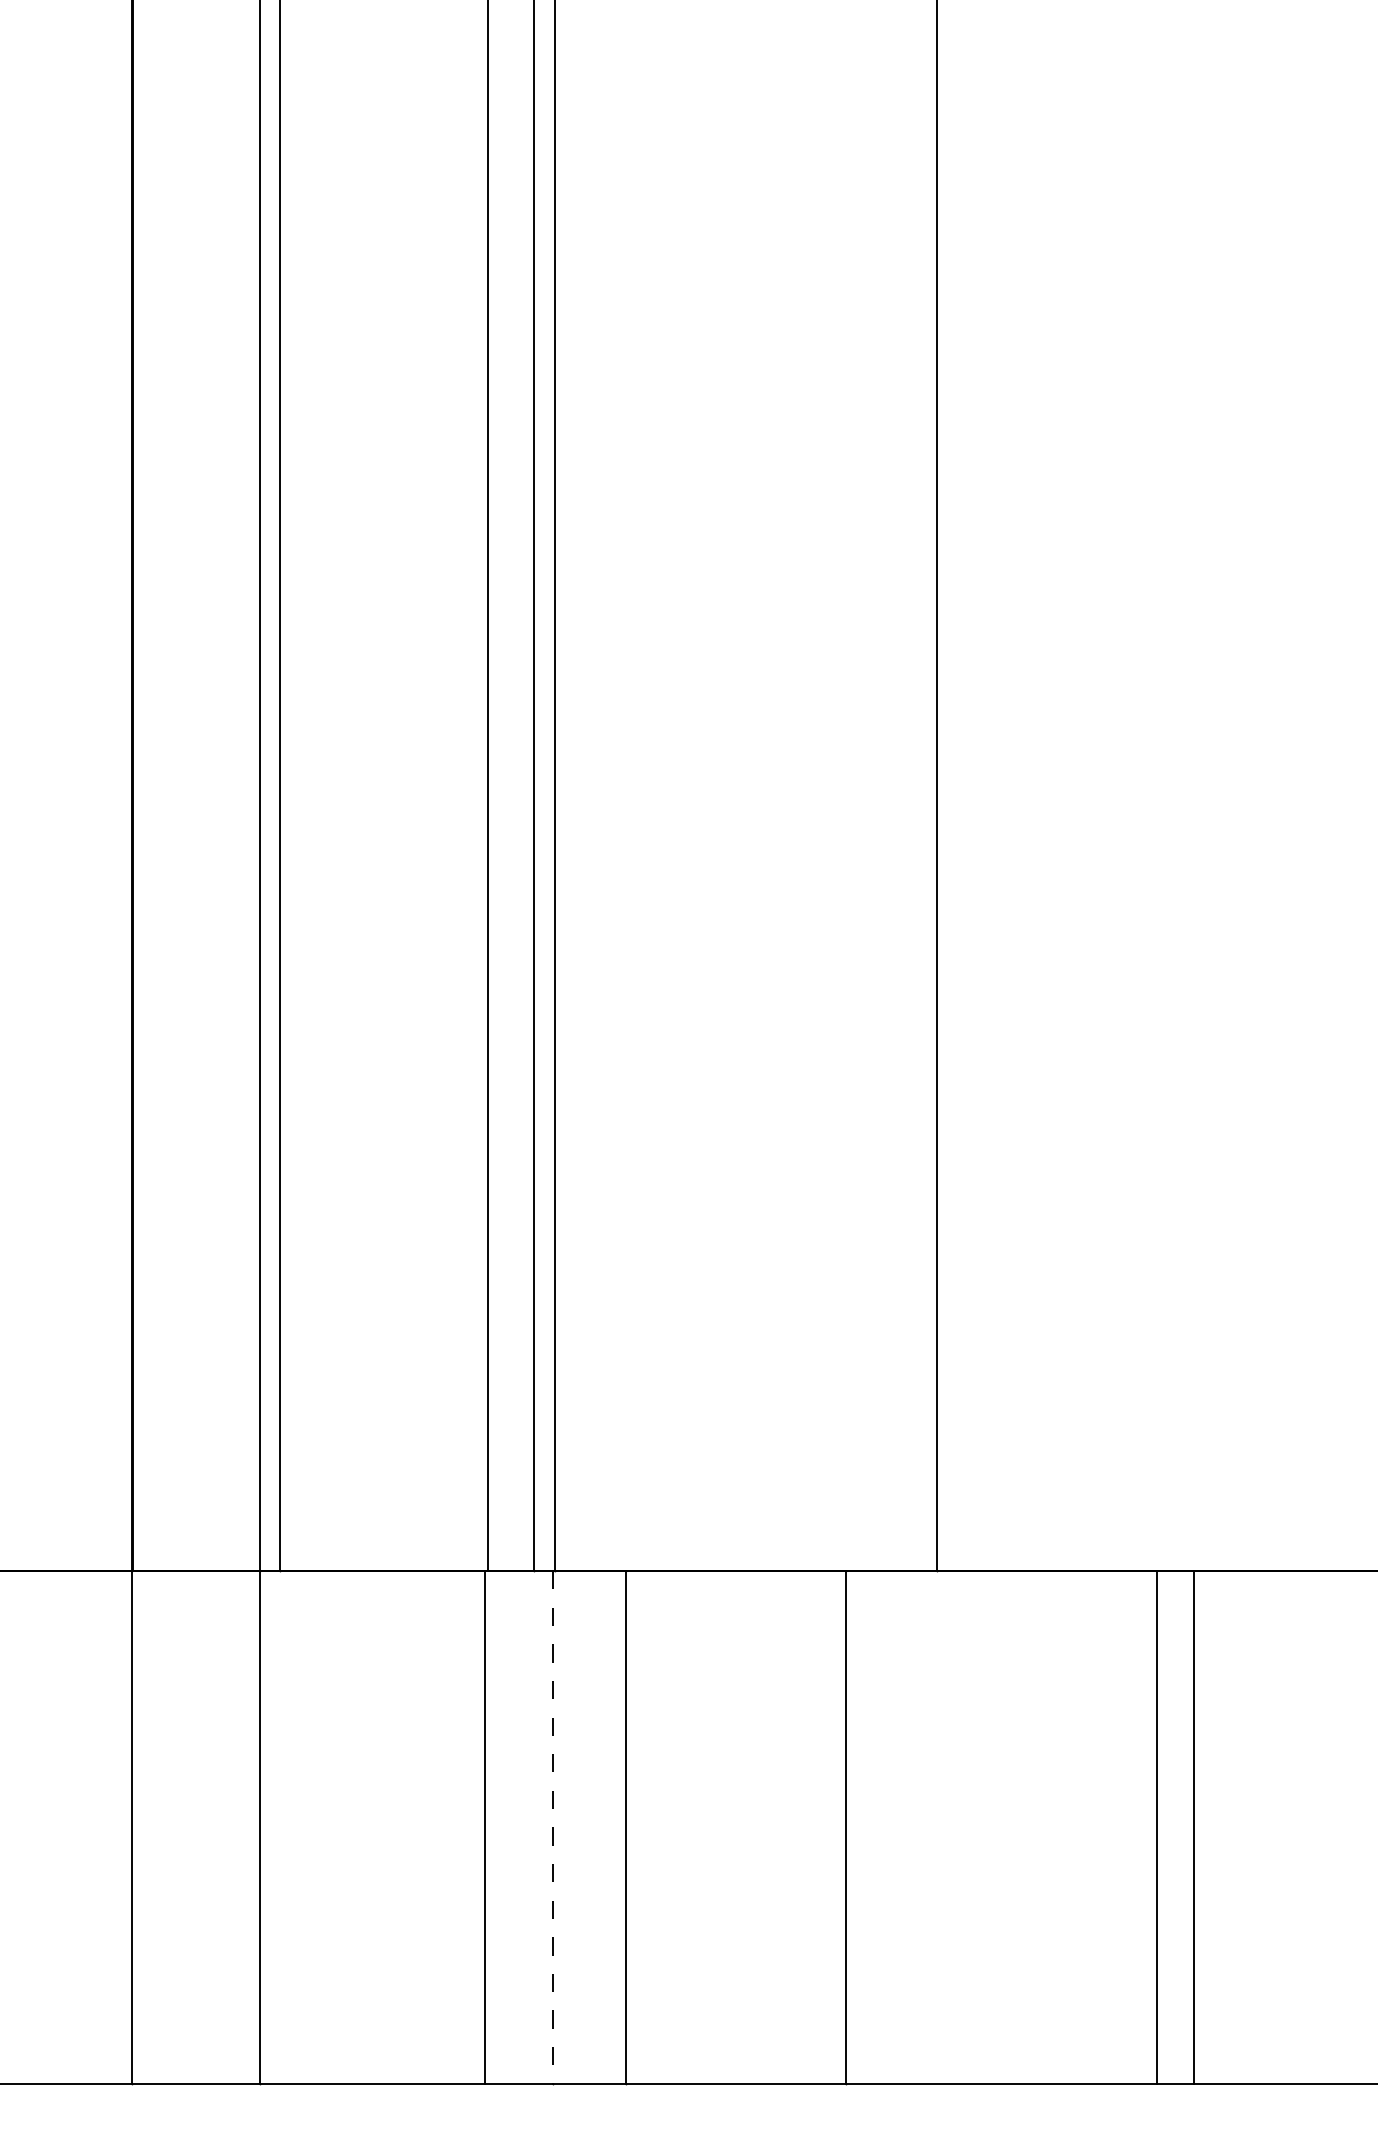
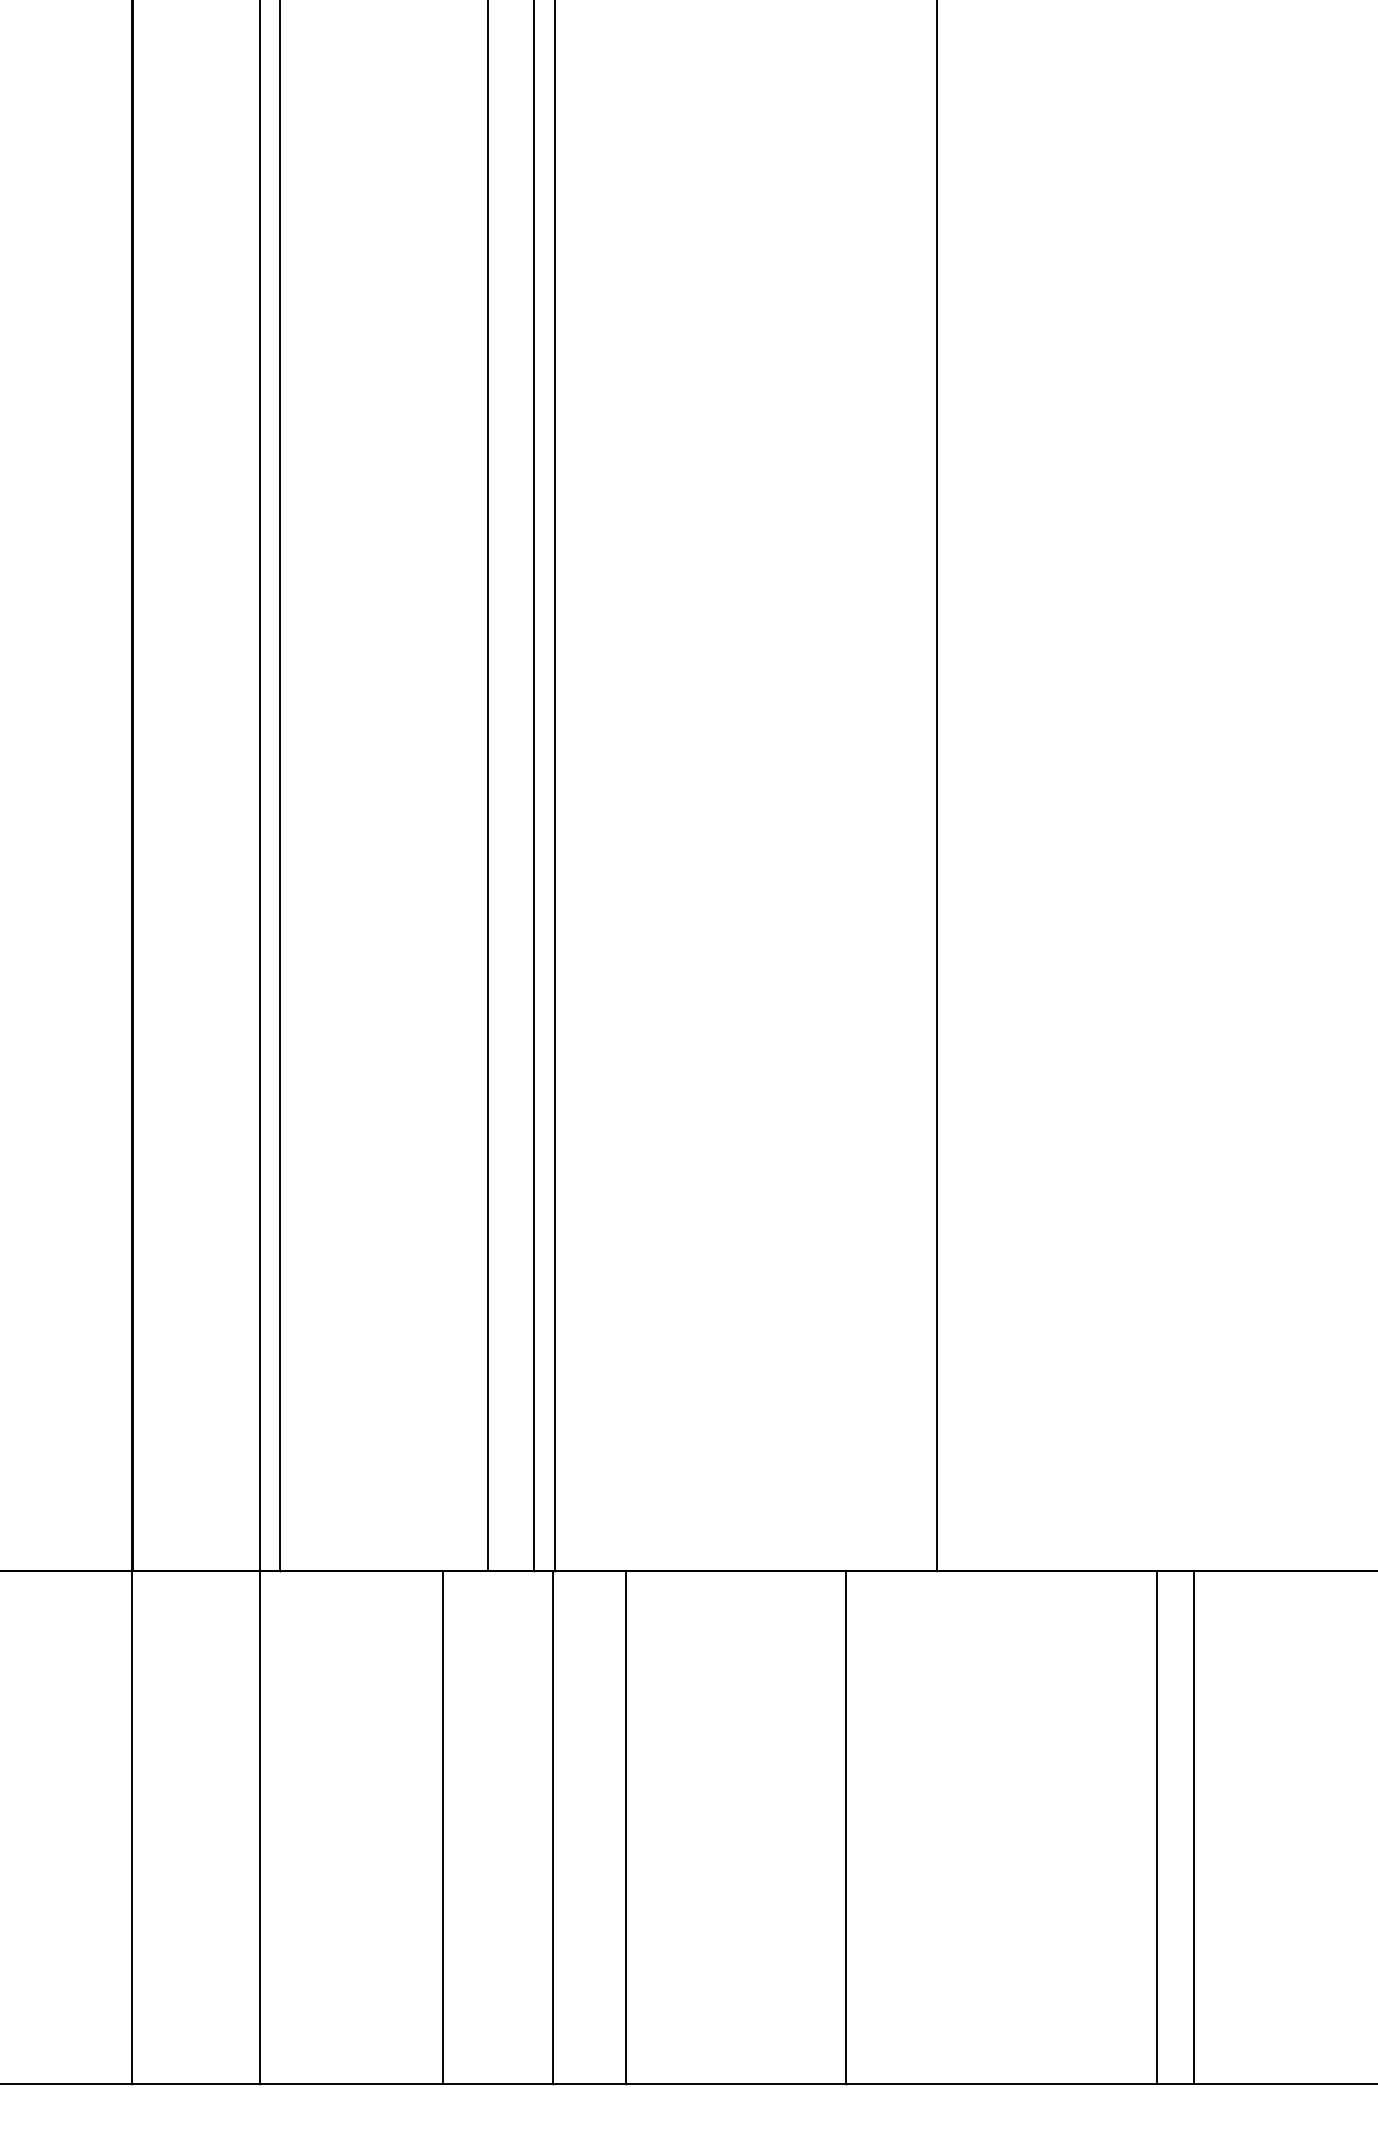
line position: (484, 1827) -> (442, 1827) (442, 1827)
line: dashed -> solid (552, 1827)
